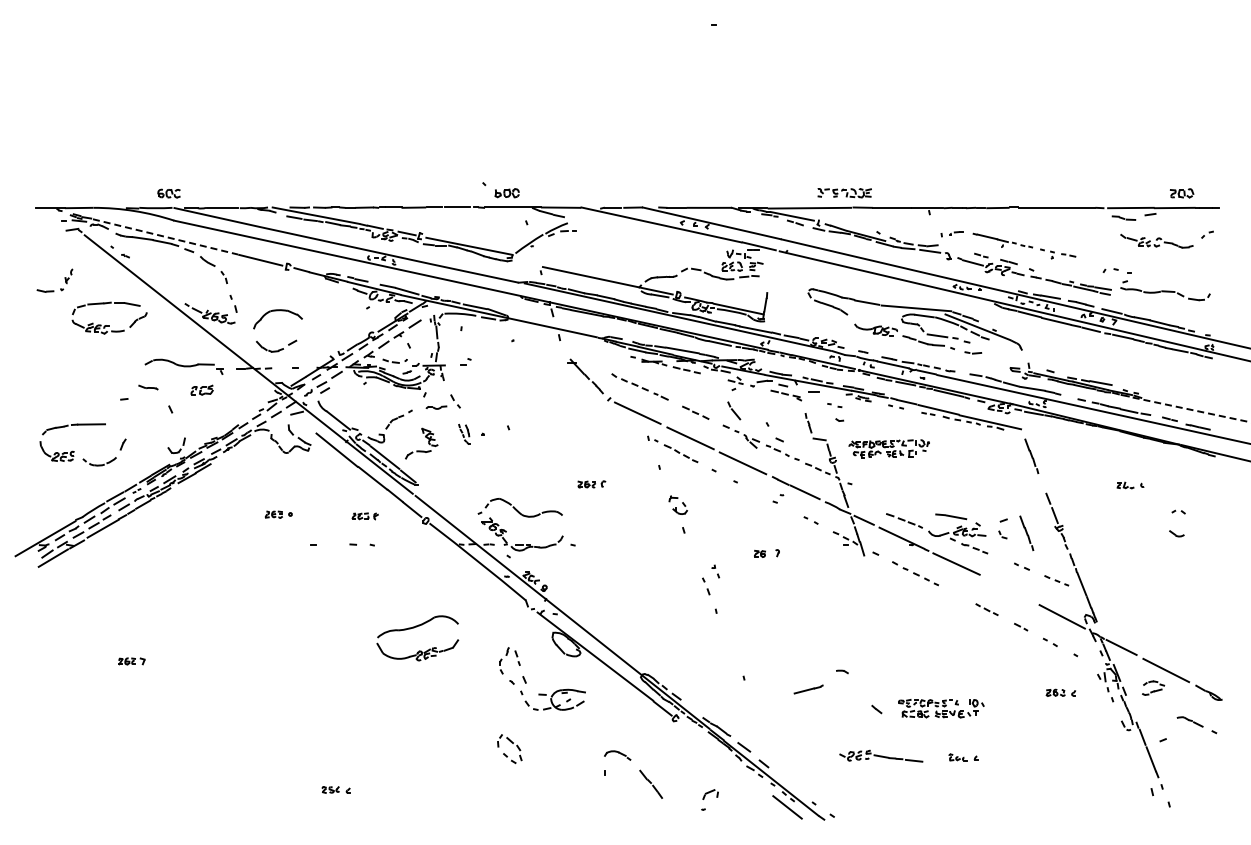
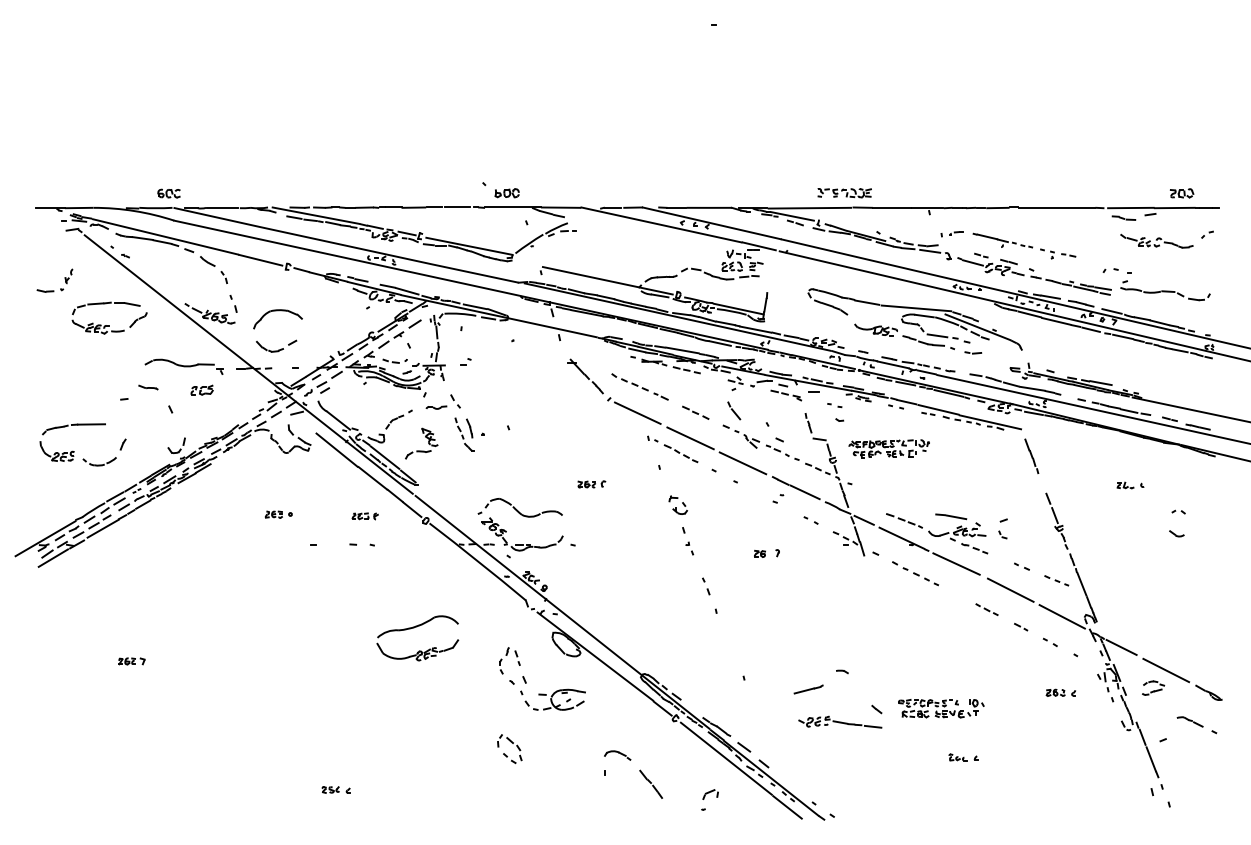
line: dashed -> solid (165, 236)
line: dashed -> solid (1191, 409)
part size: 13x21 px -> 21x35 px (464, 434)
line: present -> none (1026, 533)
part position: (715, 571) -> (689, 548) (689, 548)
line: none -> present (1010, 589)
part position: (881, 755) -> (840, 721) (840, 721)
line: none -> present (725, 758)
